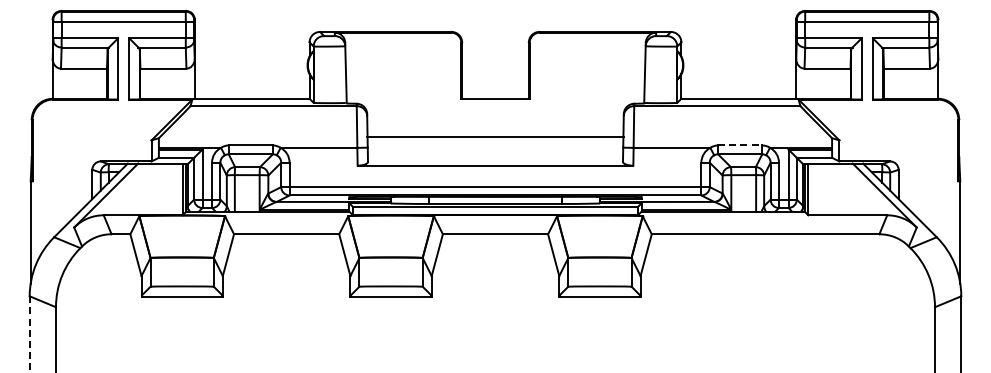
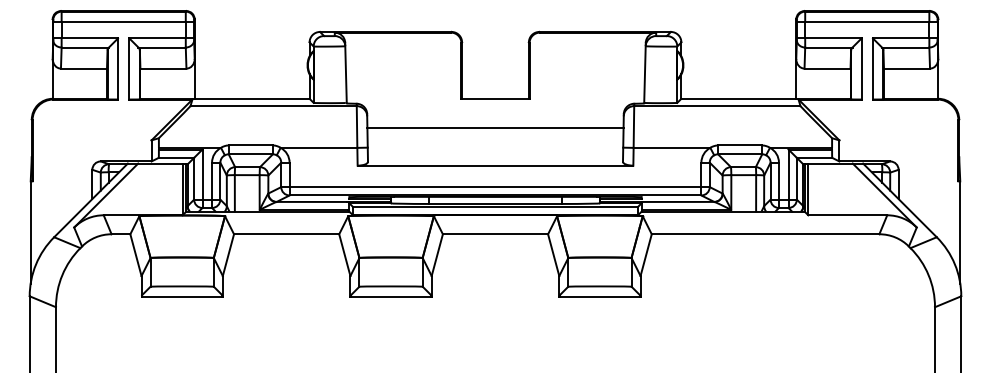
line position: (495, 137) -> (495, 128) (495, 128)
line: dashed -> solid (740, 145)
line: dashed -> solid (29, 334)
